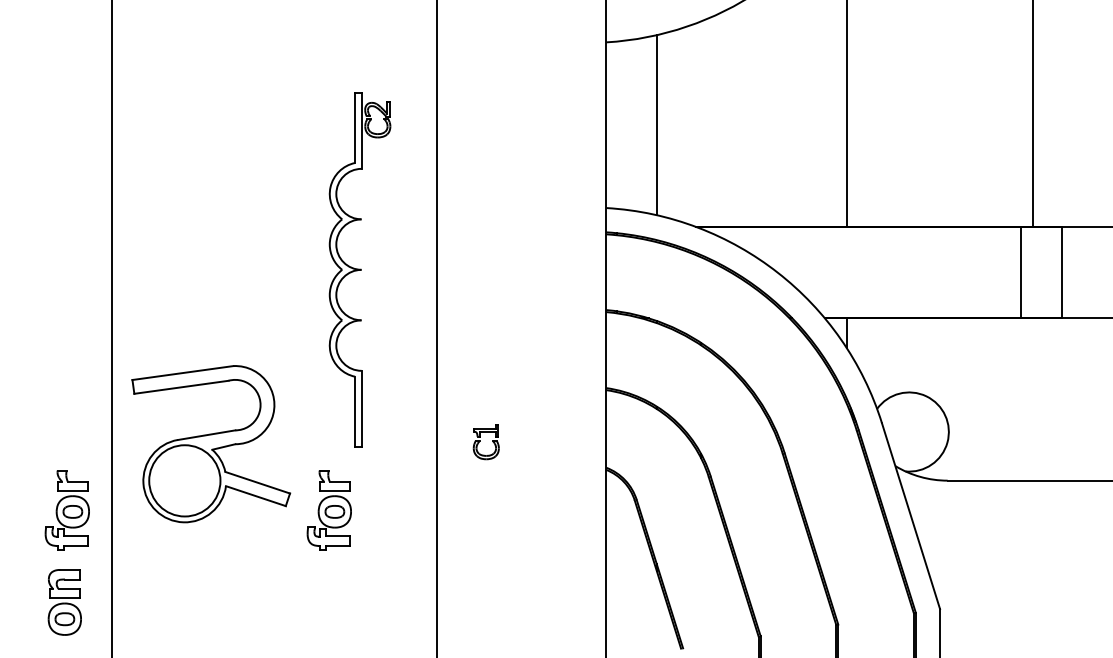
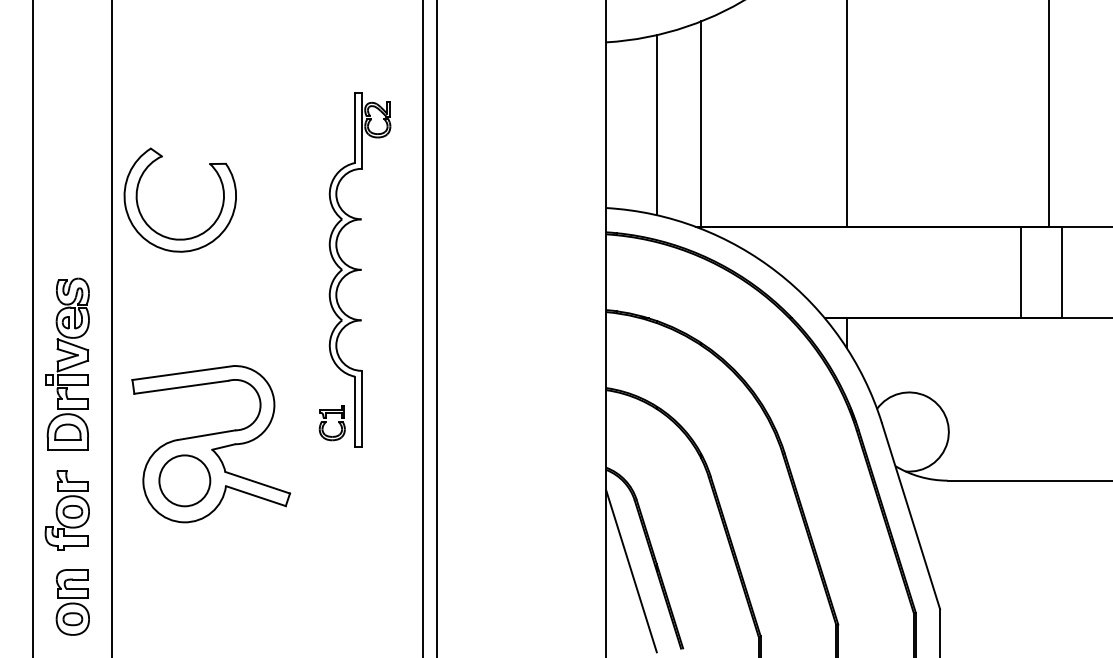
line position: (1032, 114) -> (1048, 114) (1048, 114)
line: none -> present (701, 124)
part: none -> present (171, 237)
line: none -> present (33, 328)
line: none -> present (422, 328)
part: none -> present (67, 363)
part position: (485, 442) -> (331, 423) (331, 423)
circle diameter: 71 px -> 51 px (184, 480)
part: present -> none (328, 510)
line: none -> present (631, 571)
part position: (64, 602) -> (72, 602) (72, 602)
